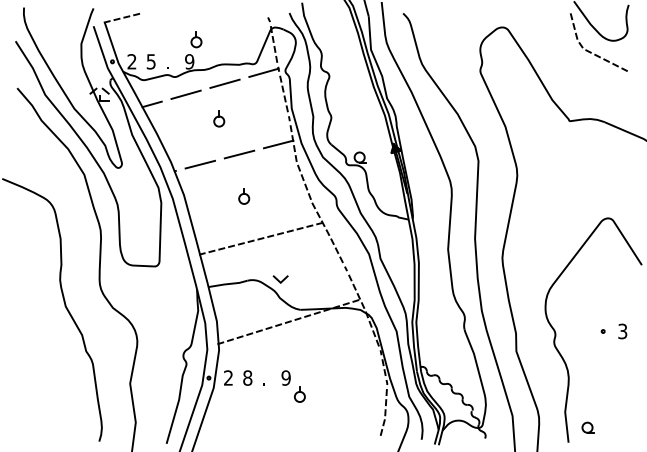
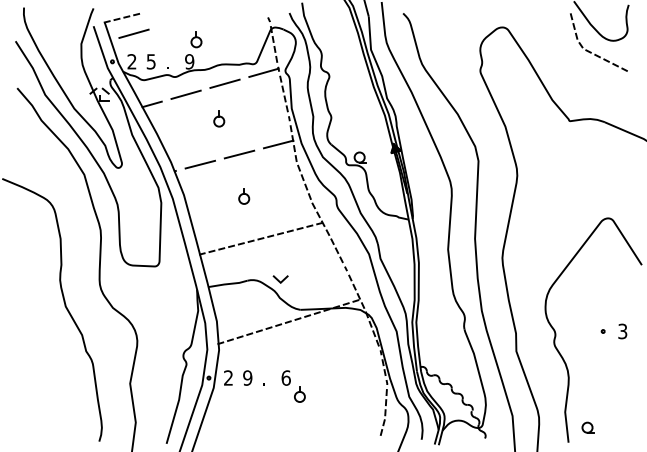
line: none -> present (133, 33)
text: 8 -> 9 (247, 377)
text: 9 -> 6 (285, 377)
